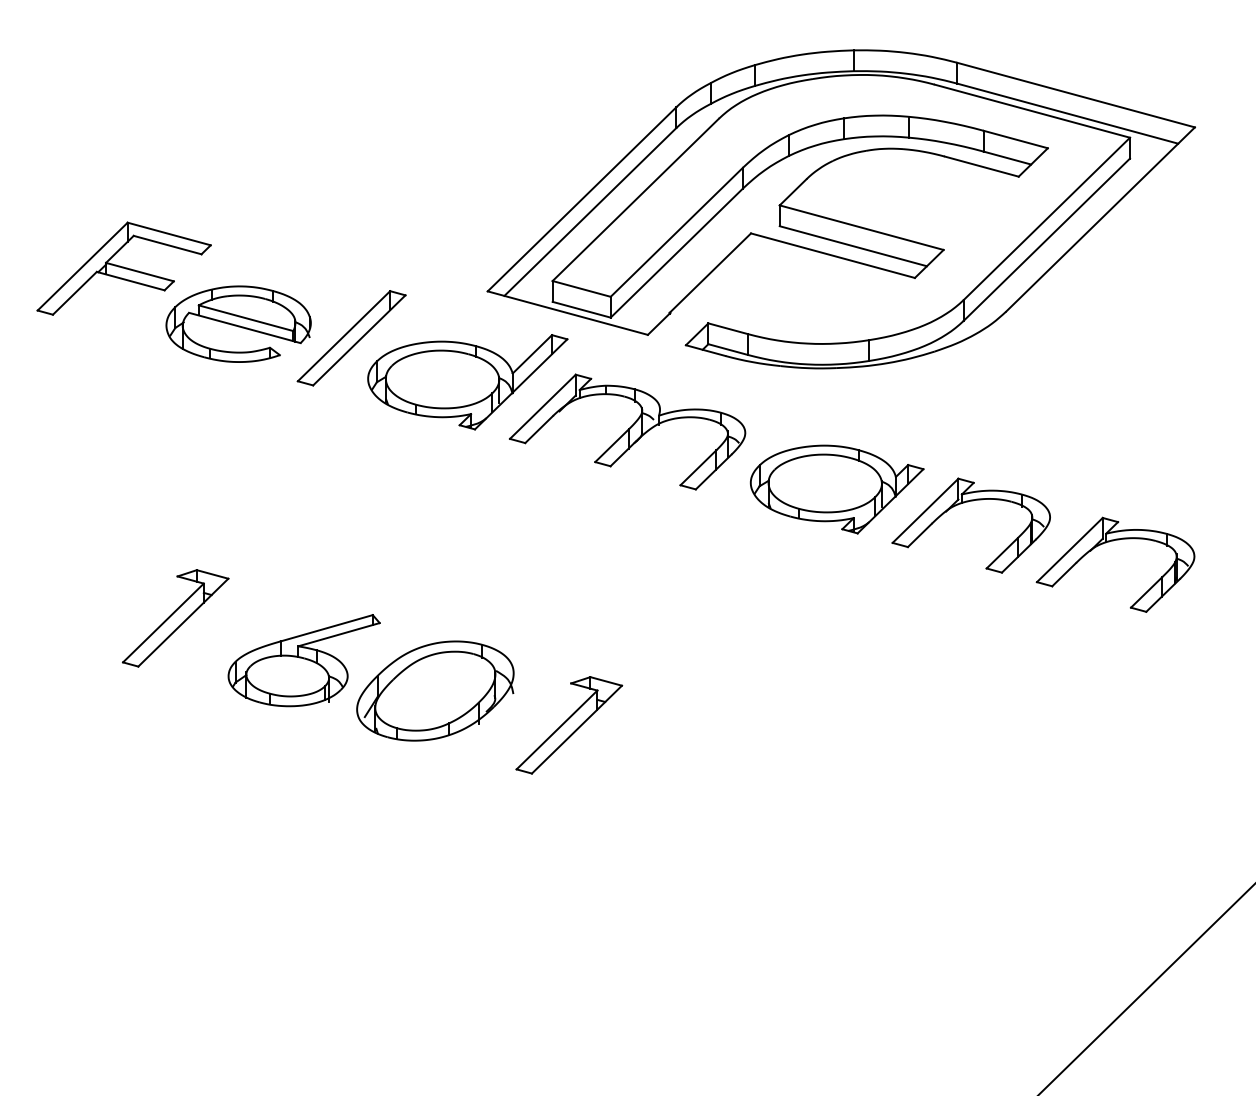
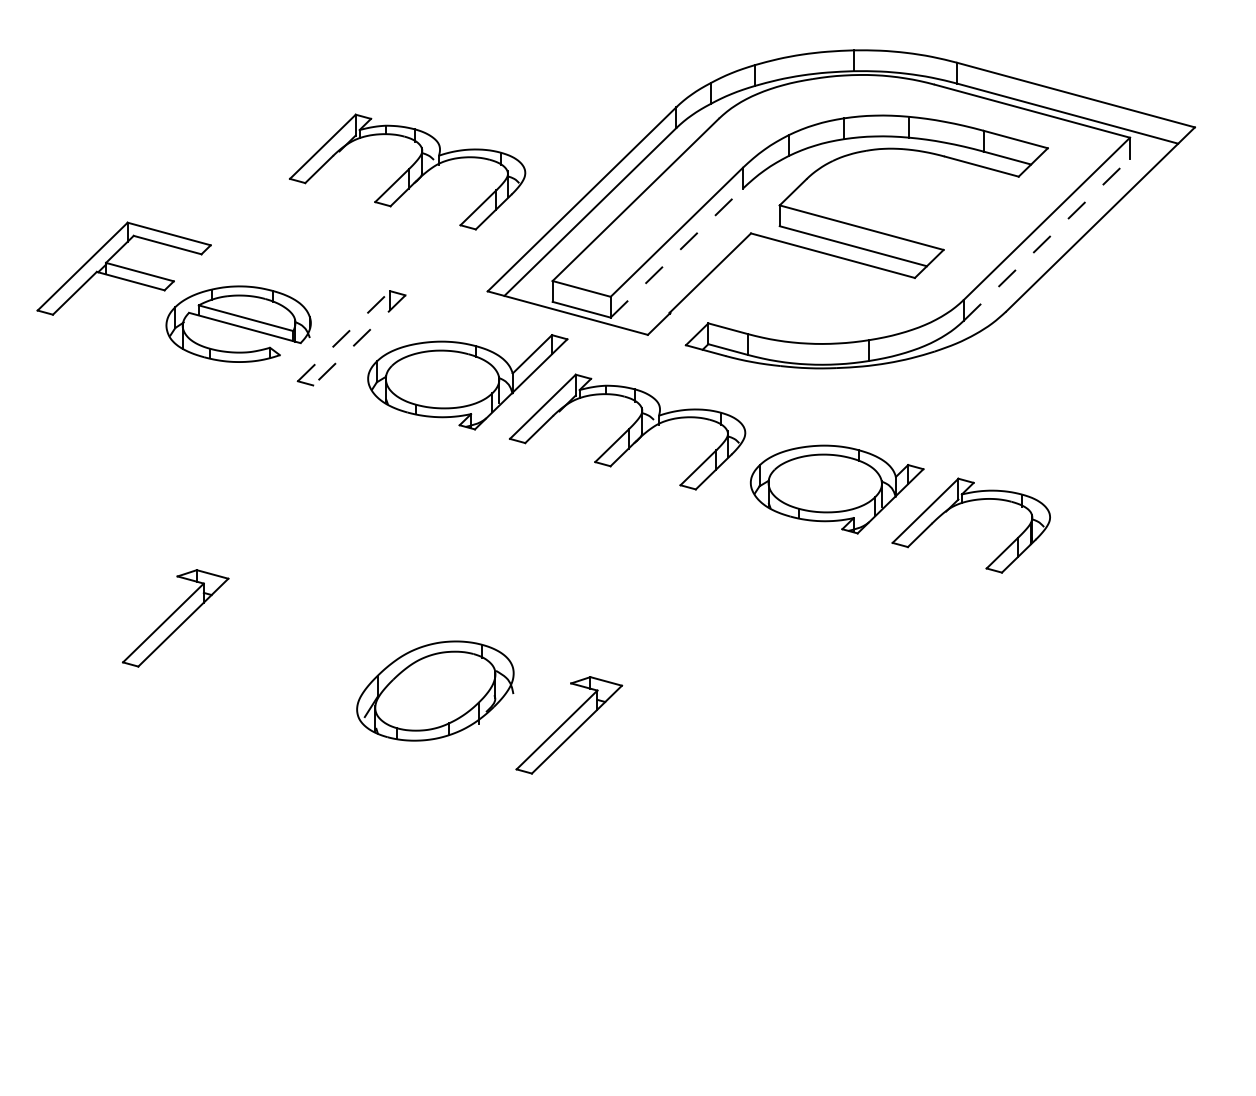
part: none -> present (407, 171)
line: solid -> dashed (1047, 239)
line: solid -> dashed (677, 252)
line: solid -> dashed (344, 335)
line: solid -> dashed (358, 340)
part: present -> none (1109, 542)
part: present -> none (303, 660)
line: present -> none (1146, 988)
